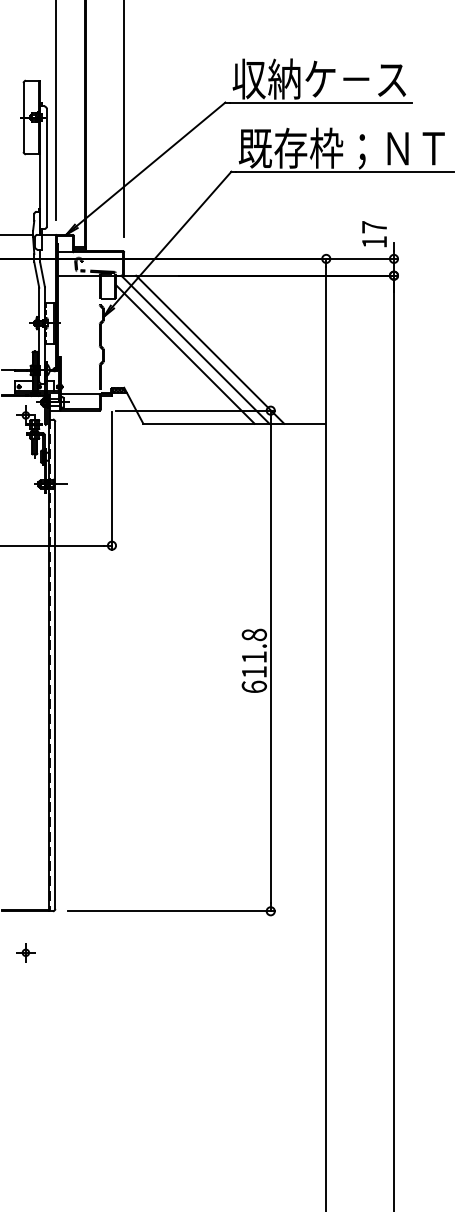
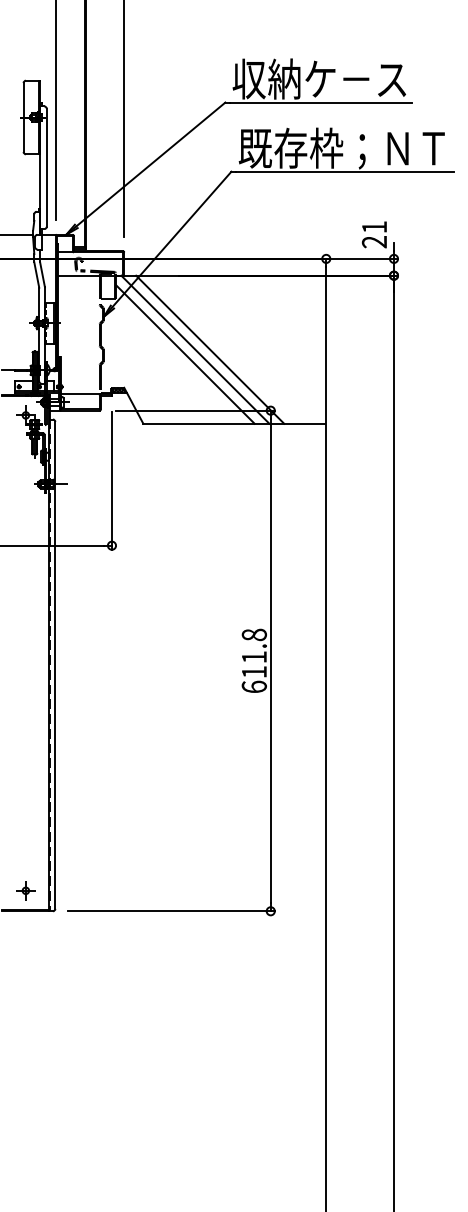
text: 17 -> 21 (373, 234)
part position: (25, 952) -> (25, 890) (25, 890)
